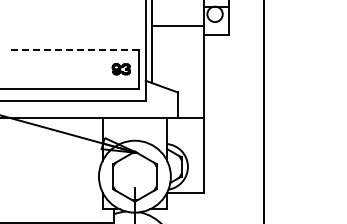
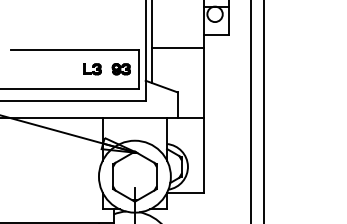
line position: (177, 26) -> (177, 48) (177, 48)
line: dashed -> solid (74, 50)
part: none -> present (92, 69)
line: none -> present (250, 111)
